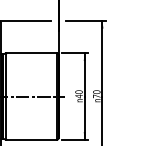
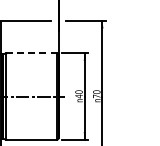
line: solid -> dashed (32, 53)
